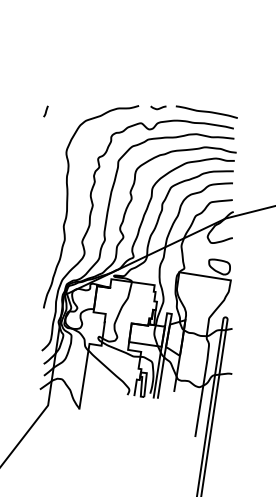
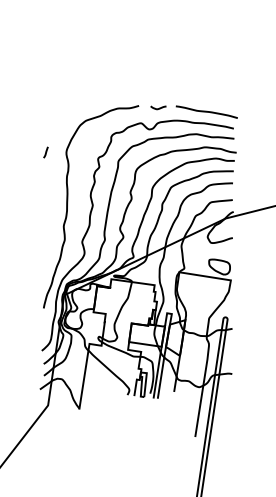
curve position: (45, 111) -> (45, 152) (45, 152)
